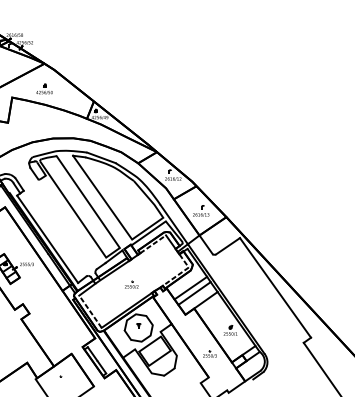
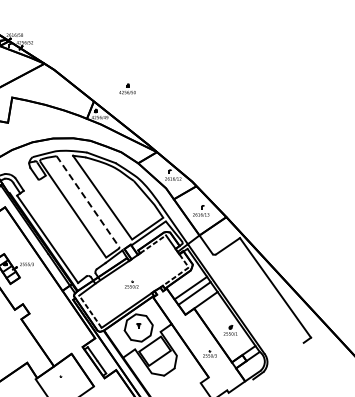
part position: (44, 88) -> (127, 88) (127, 88)
line: solid -> dashed (88, 202)
line: present -> none (321, 367)
